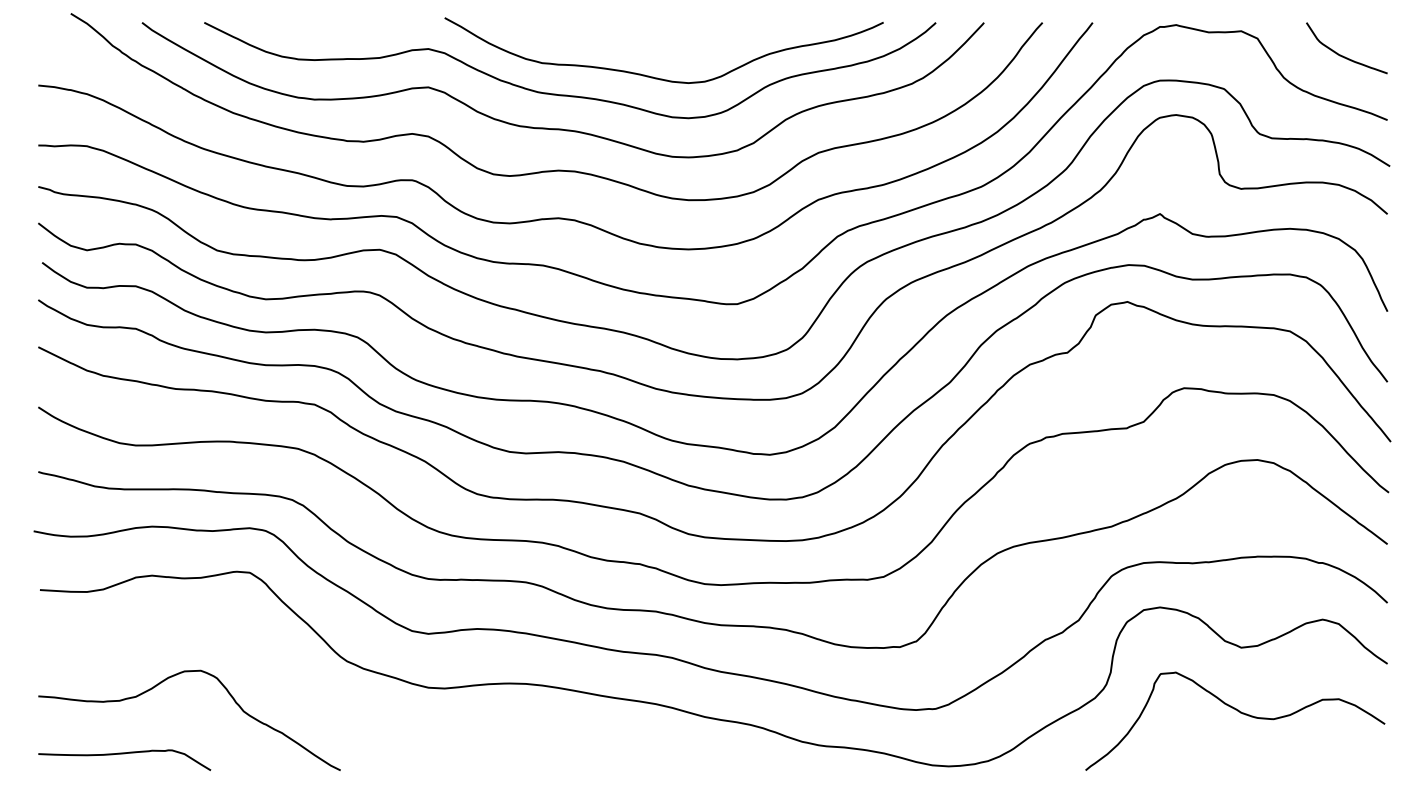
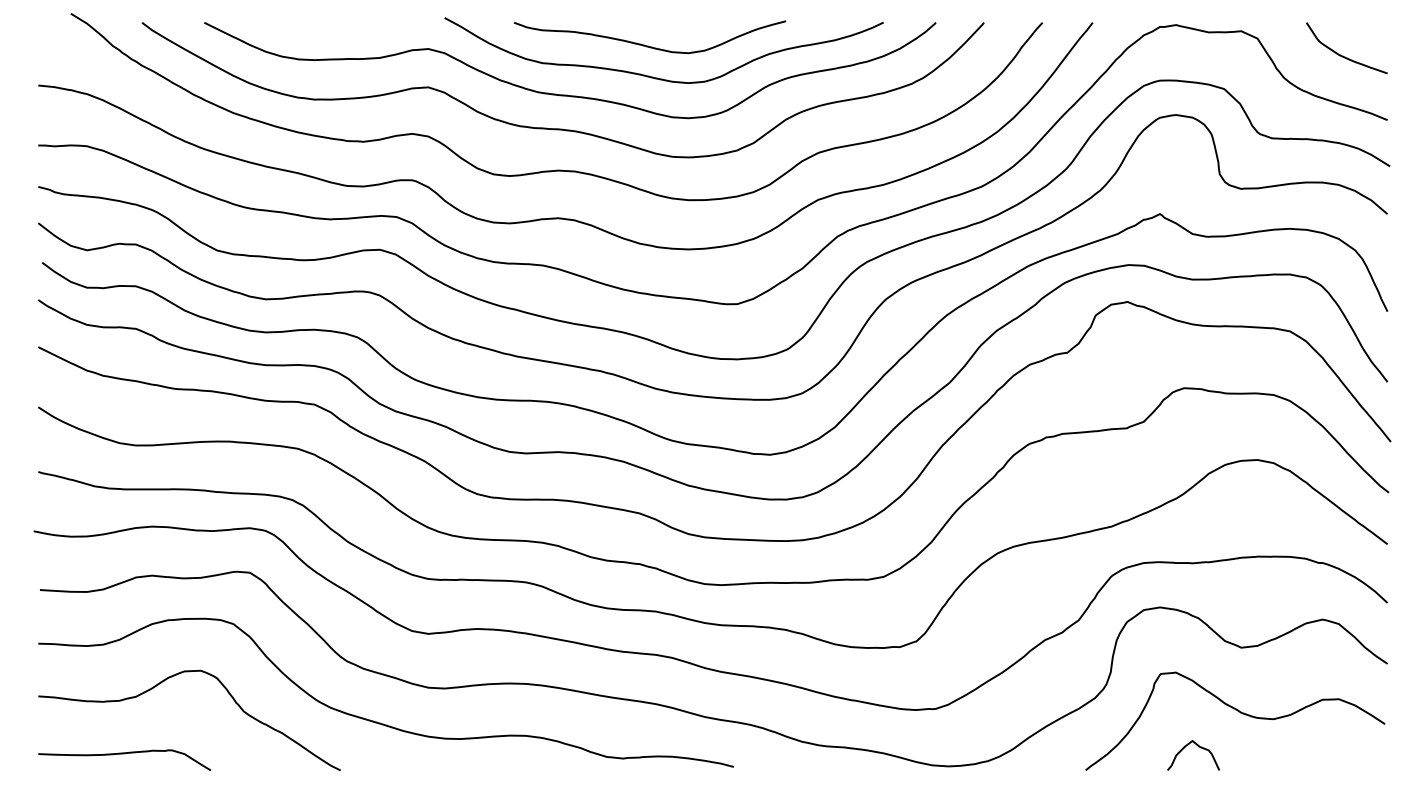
curve: none -> present (648, 45)
curve: none -> present (377, 721)
curve: none -> present (1198, 747)
